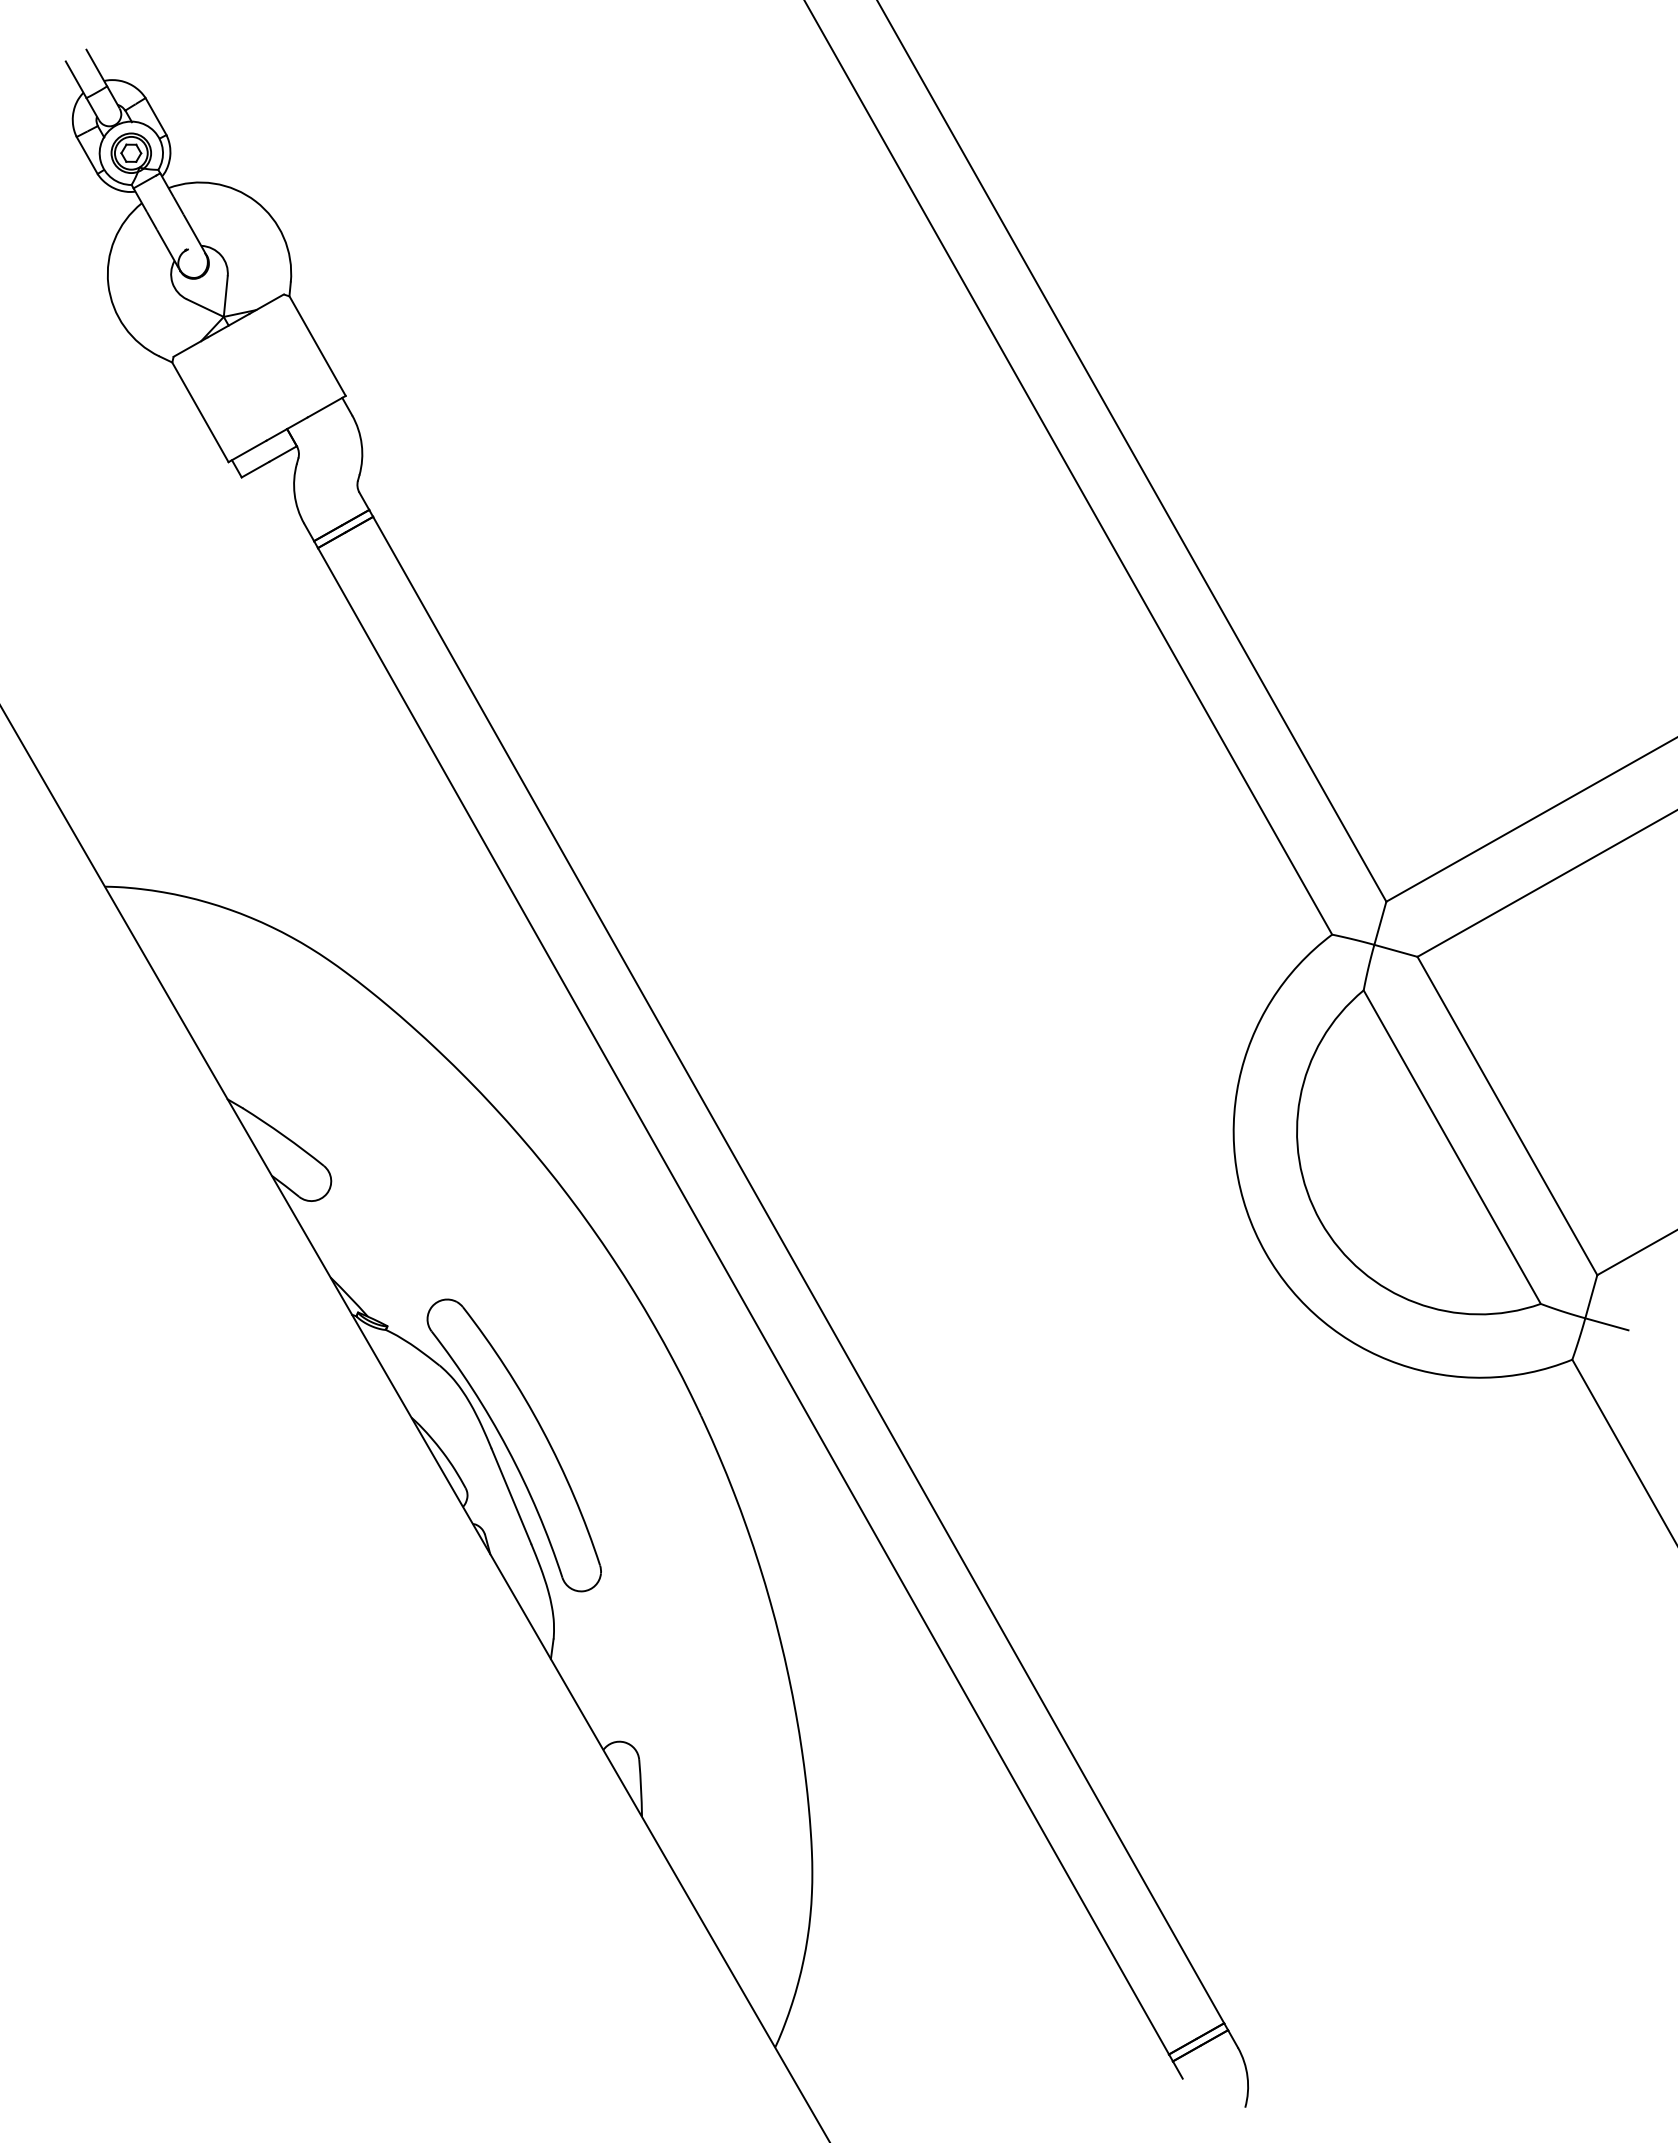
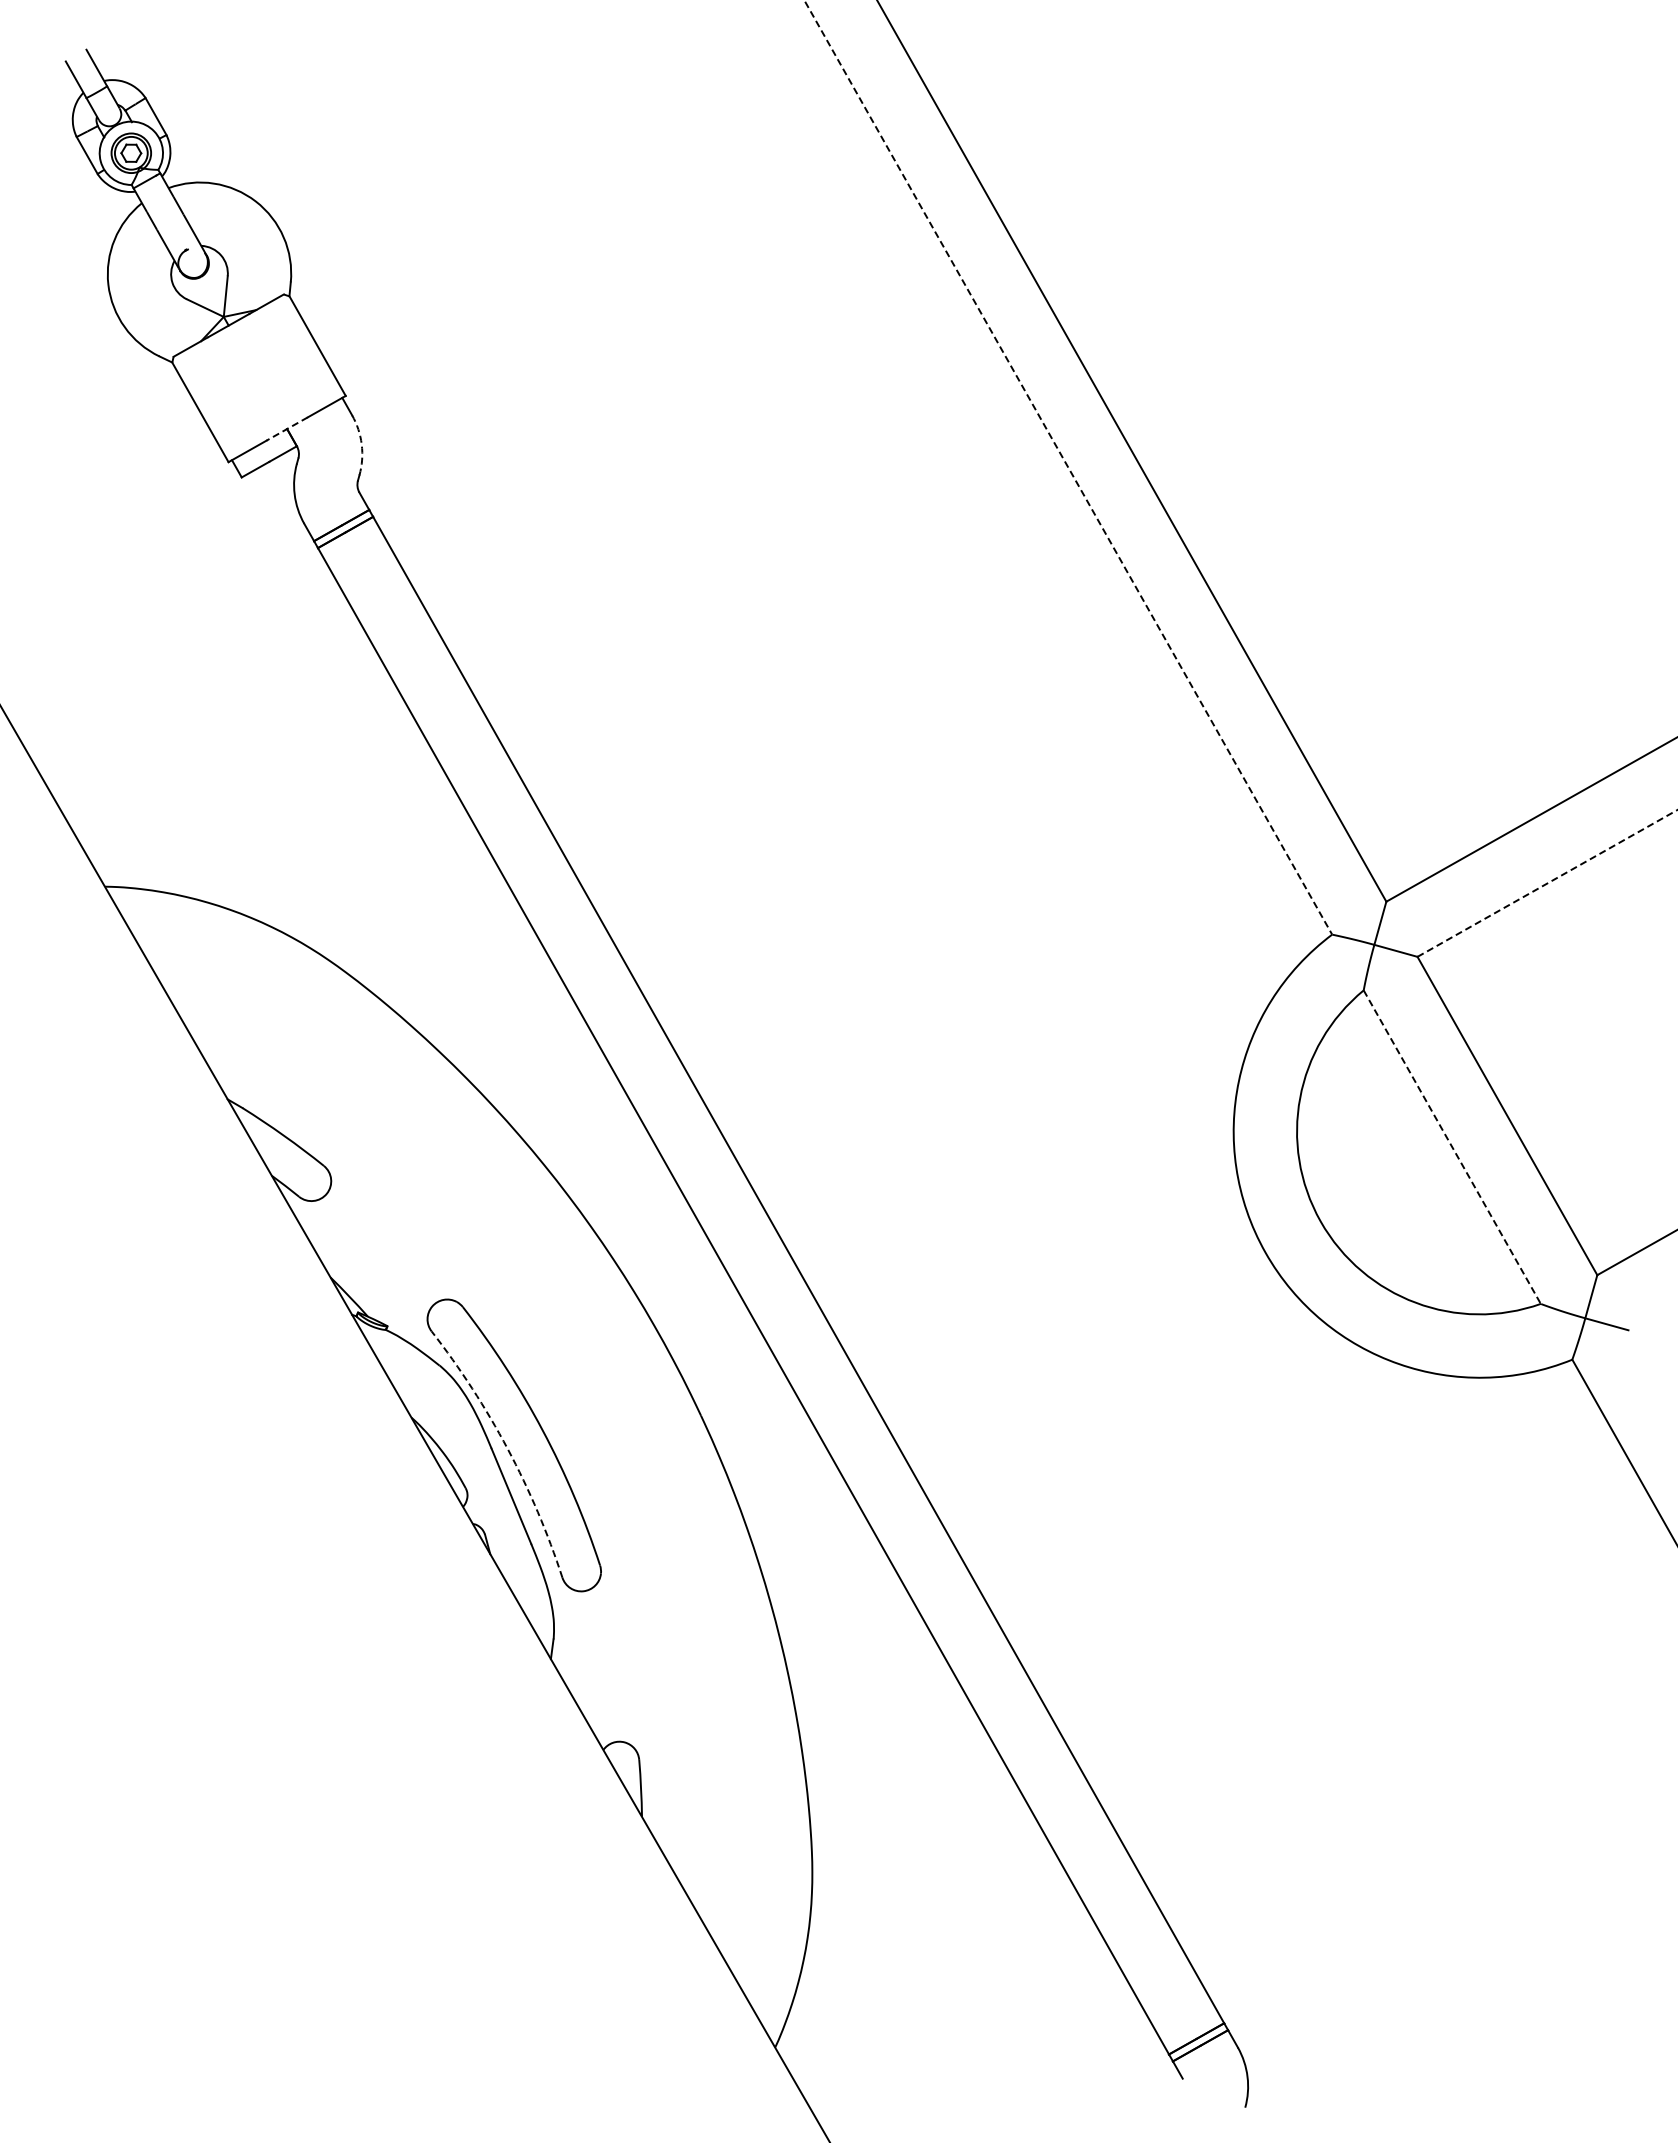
line: solid -> dashed (287, 429)
arc: solid -> dashed (361, 444)
line: solid -> dashed (1068, 468)
line: solid -> dashed (1547, 883)
line: solid -> dashed (1452, 1147)
arc: solid -> dashed (507, 1448)
